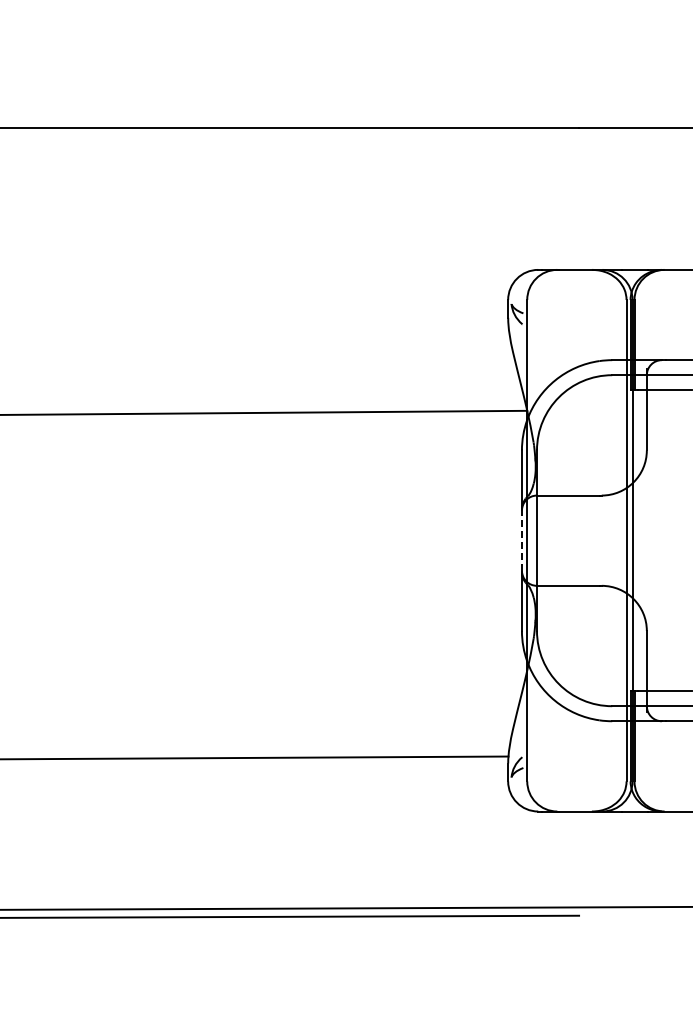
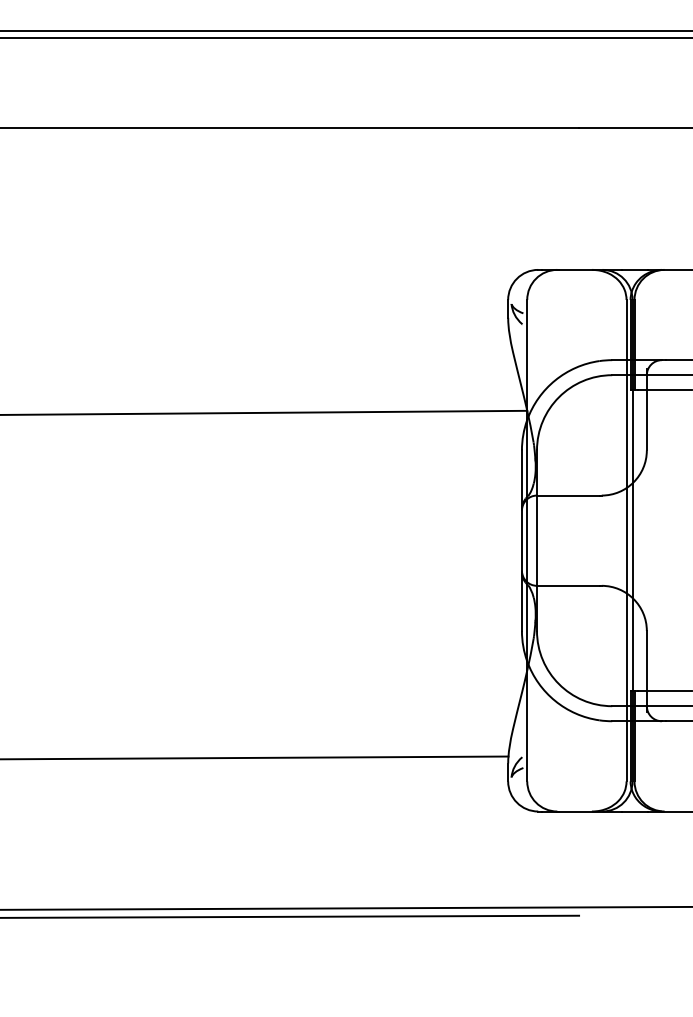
line: none -> present (345, 30)
line: none -> present (345, 37)
line: dashed -> solid (521, 540)
